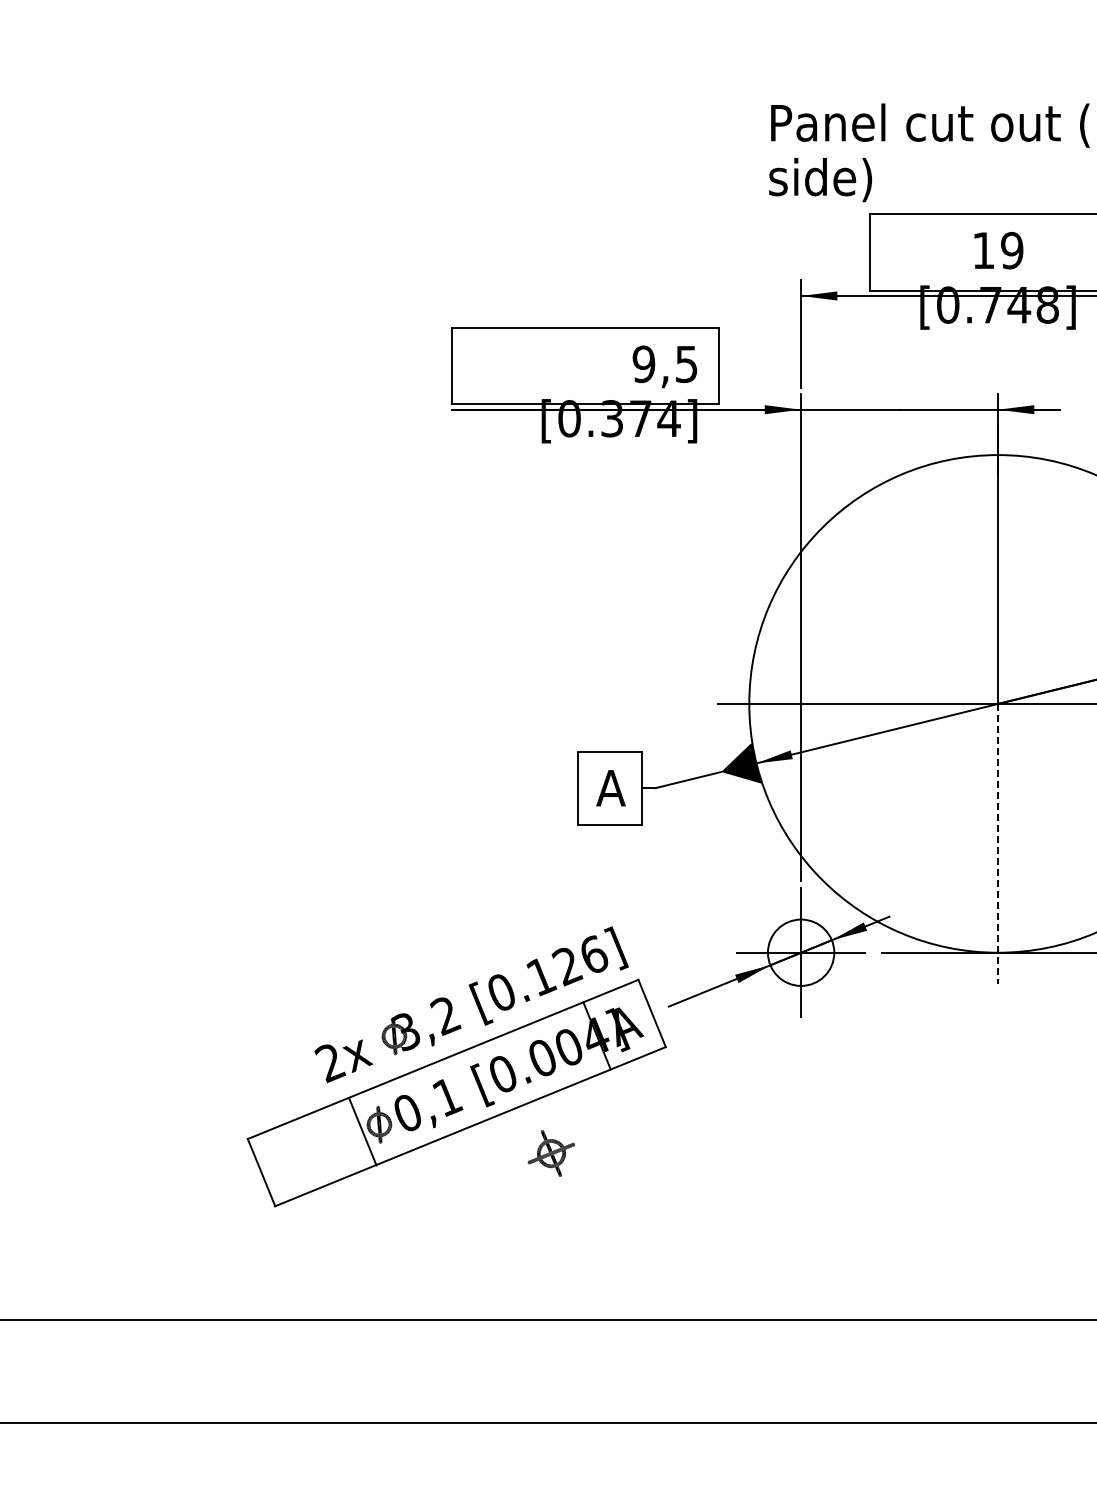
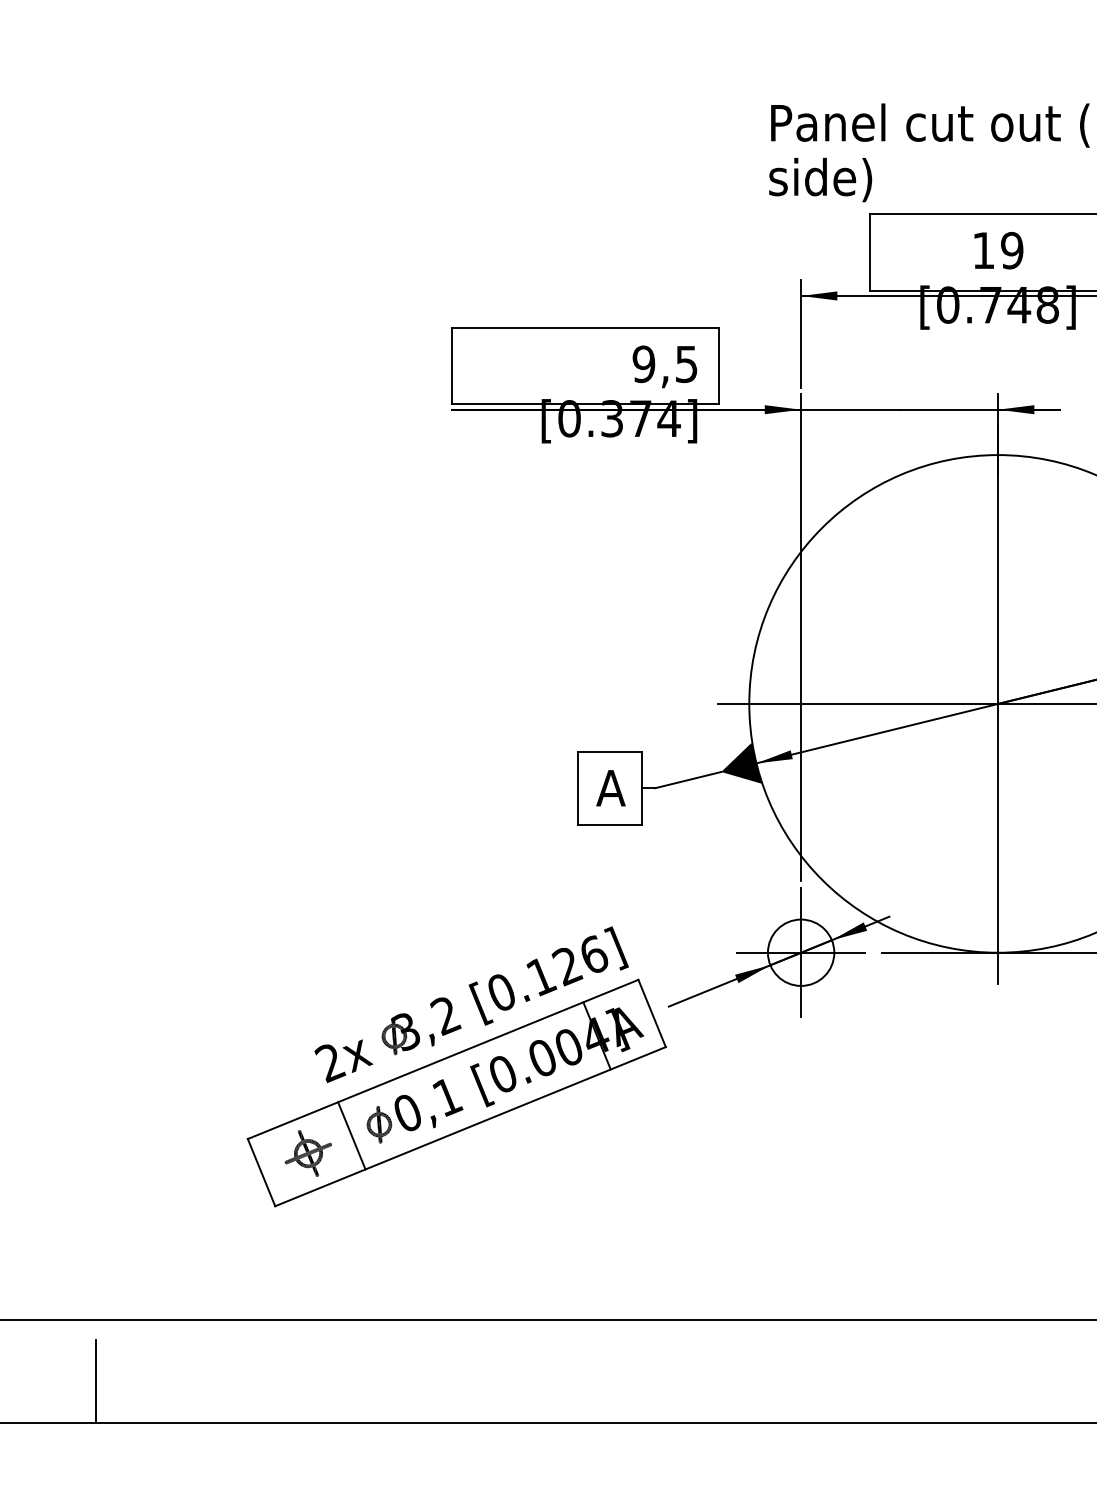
line: dashed -> solid (998, 843)
line position: (362, 1131) -> (351, 1135) (351, 1135)
part position: (550, 1153) -> (307, 1153) (307, 1153)
line: none -> present (96, 1381)
